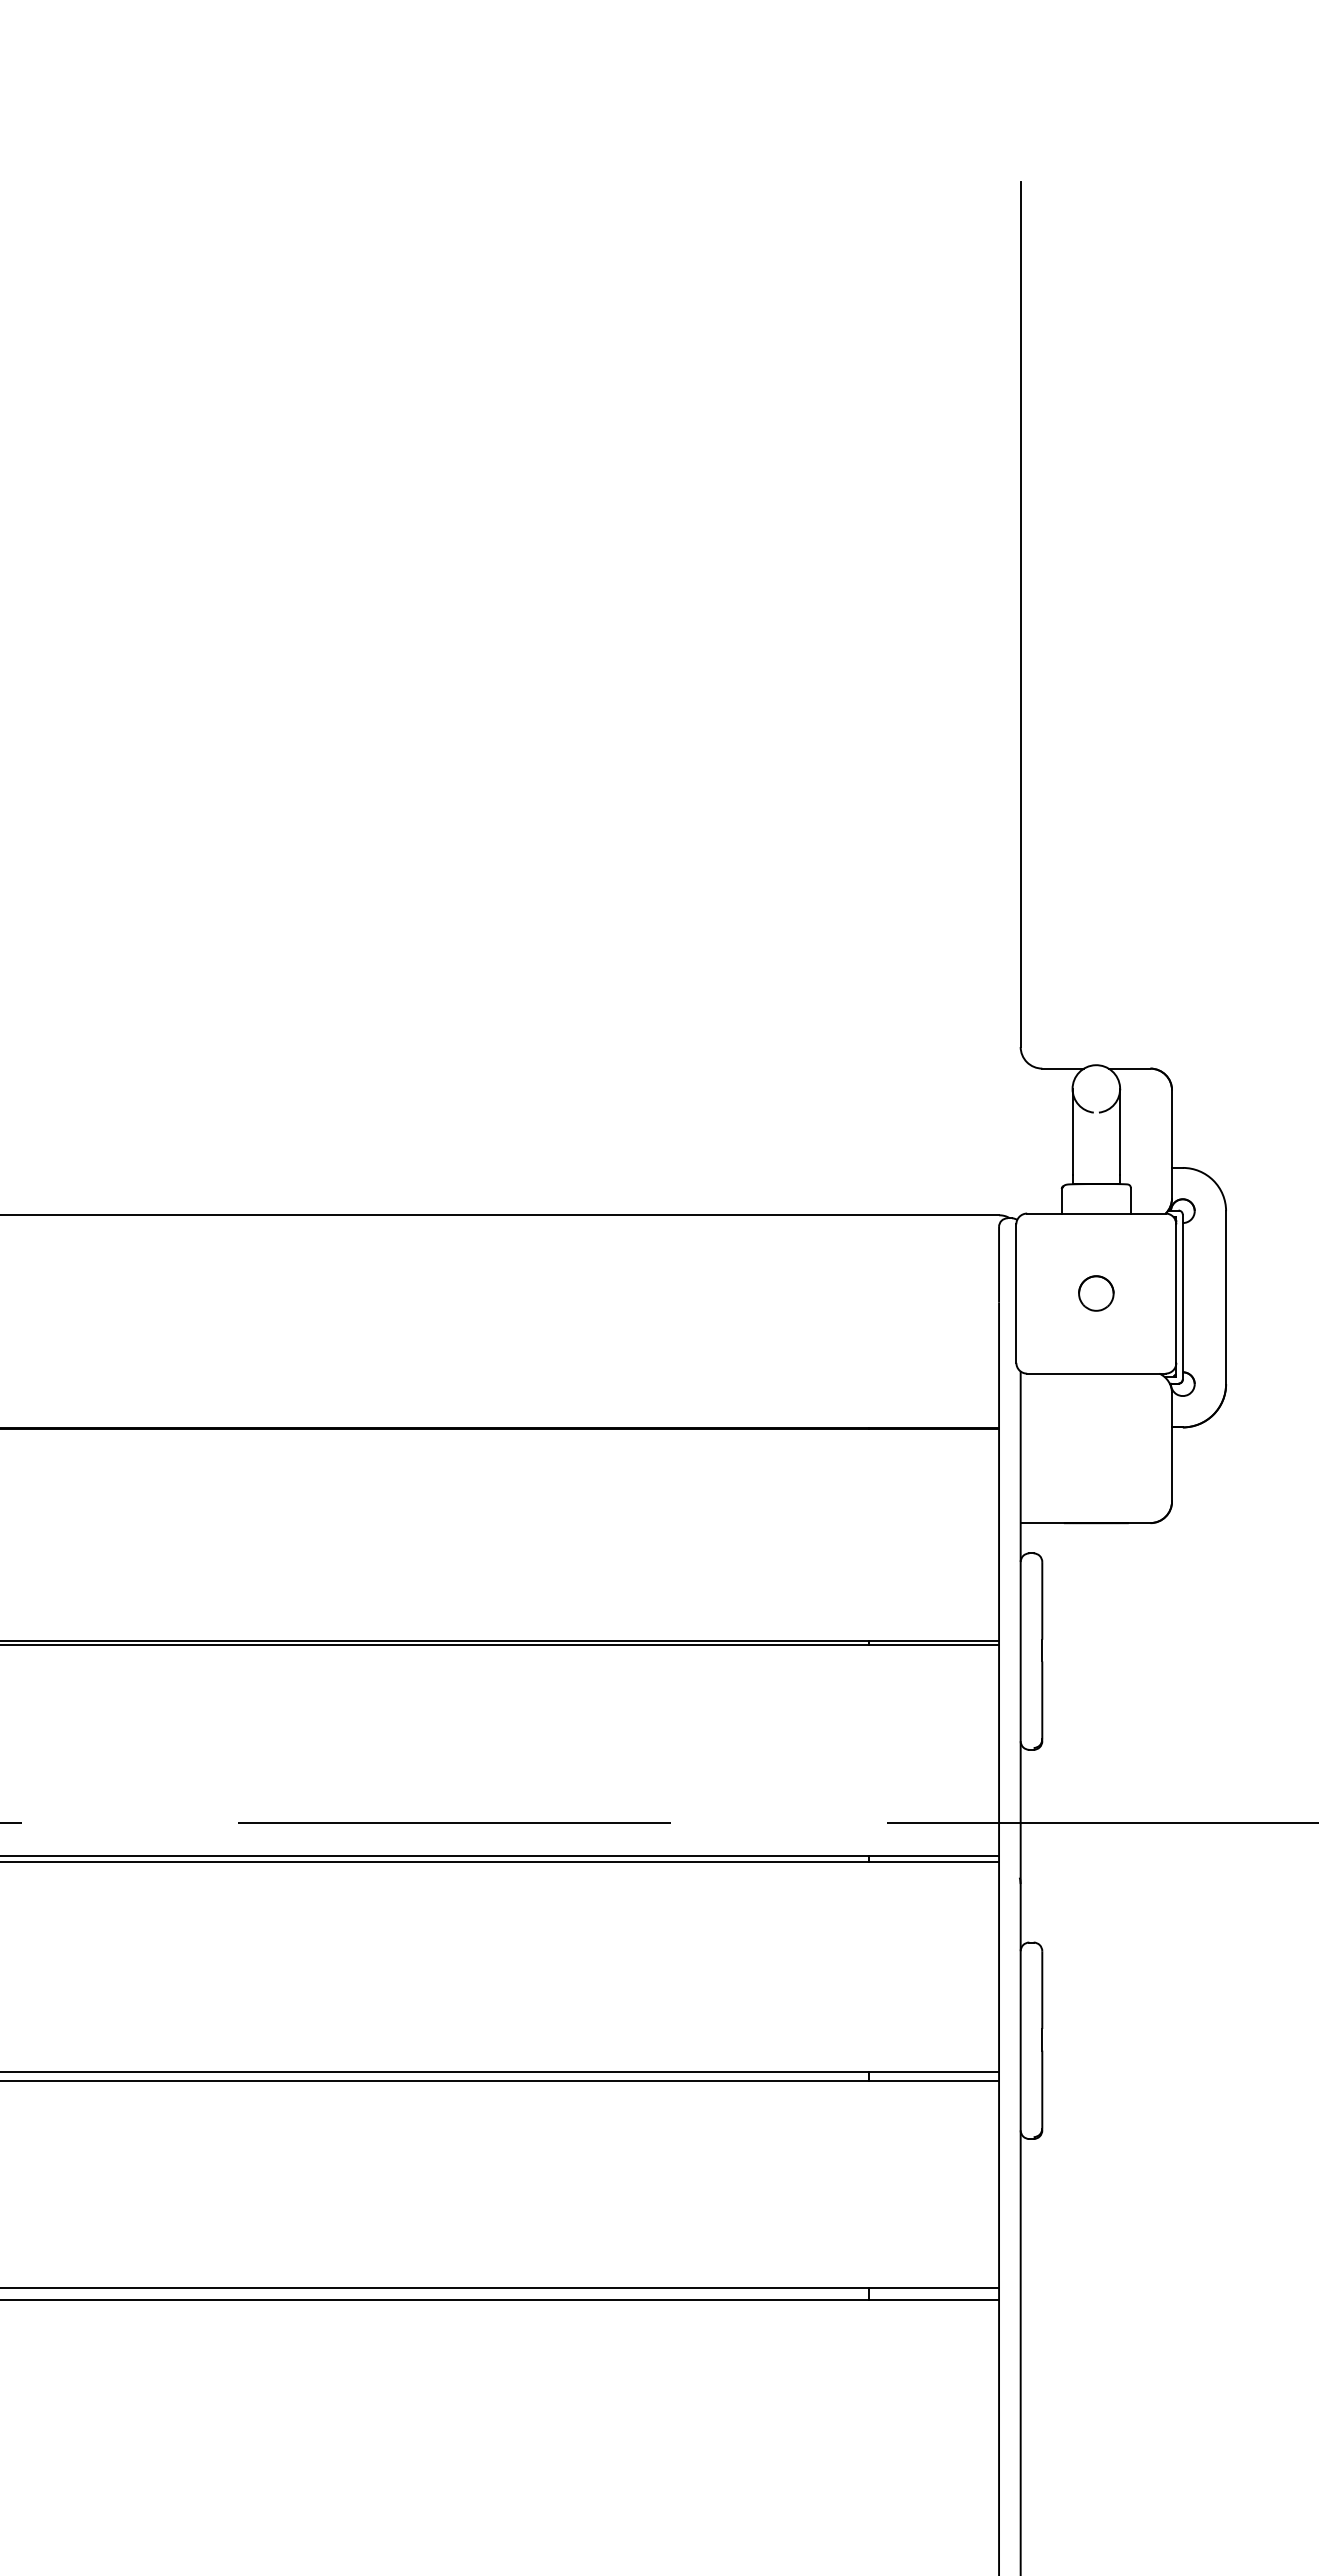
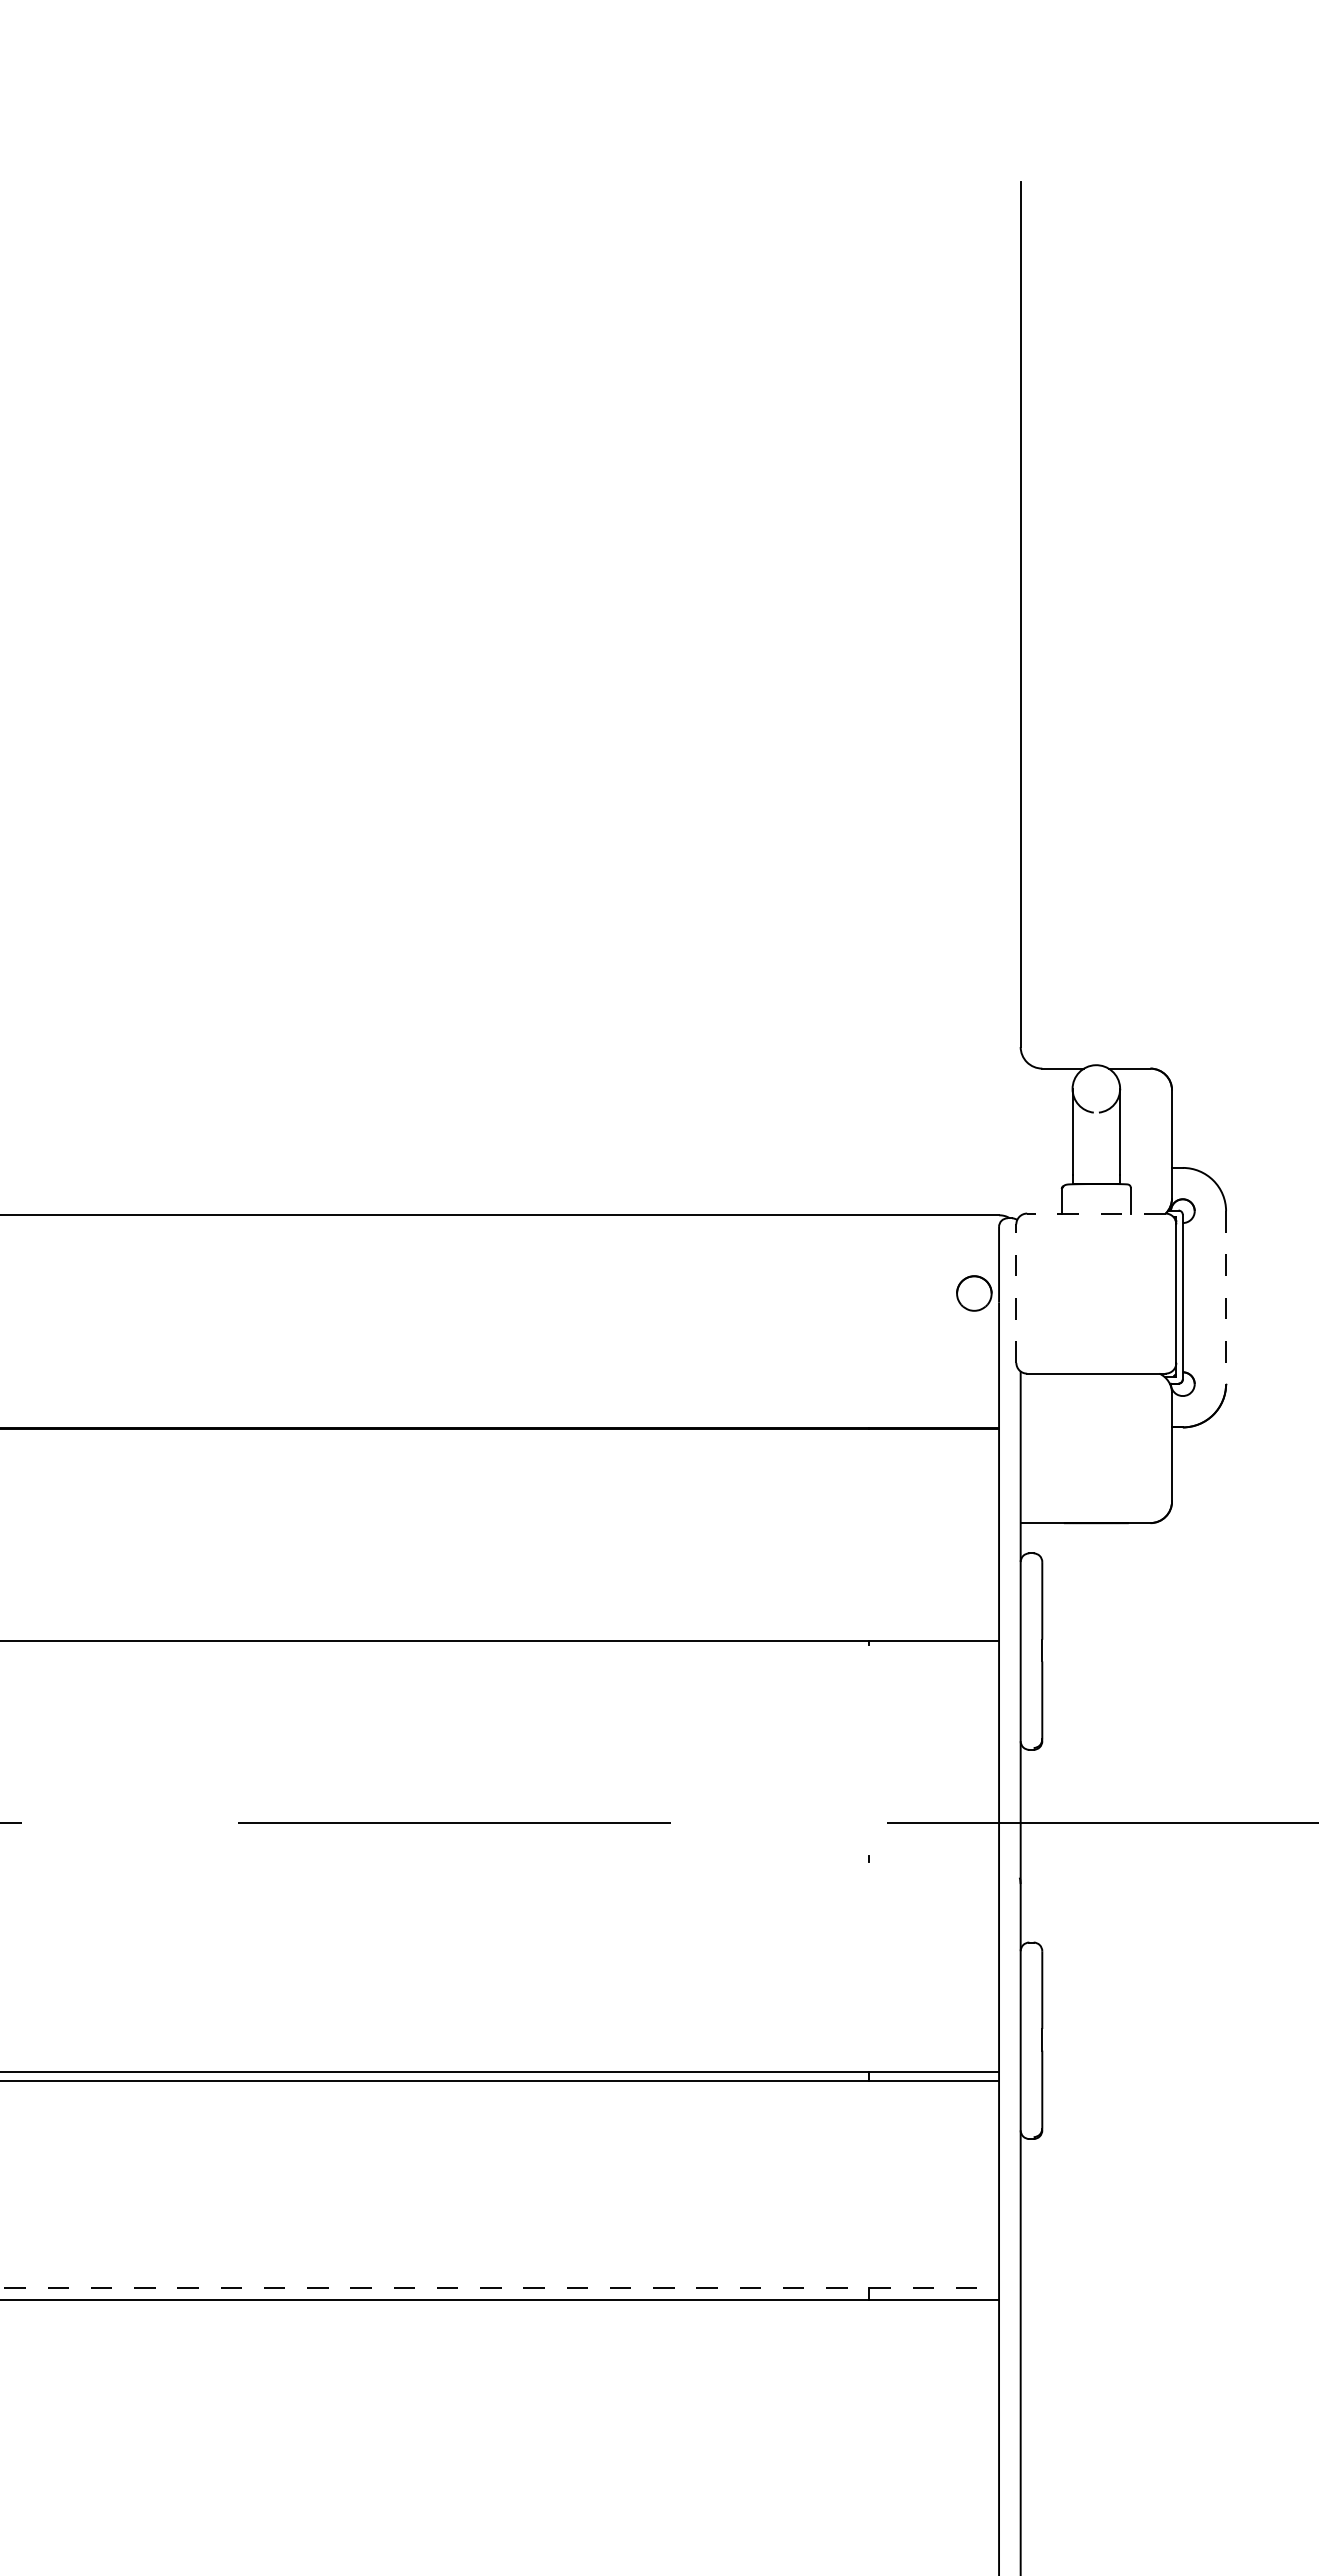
line: solid -> dashed (1095, 1213)
line: solid -> dashed (1016, 1293)
part position: (1096, 1293) -> (974, 1293) (974, 1293)
line: solid -> dashed (1226, 1298)
line: present -> none (500, 1645)
line: present -> none (500, 1855)
line: present -> none (500, 1862)
line: solid -> dashed (500, 2288)
